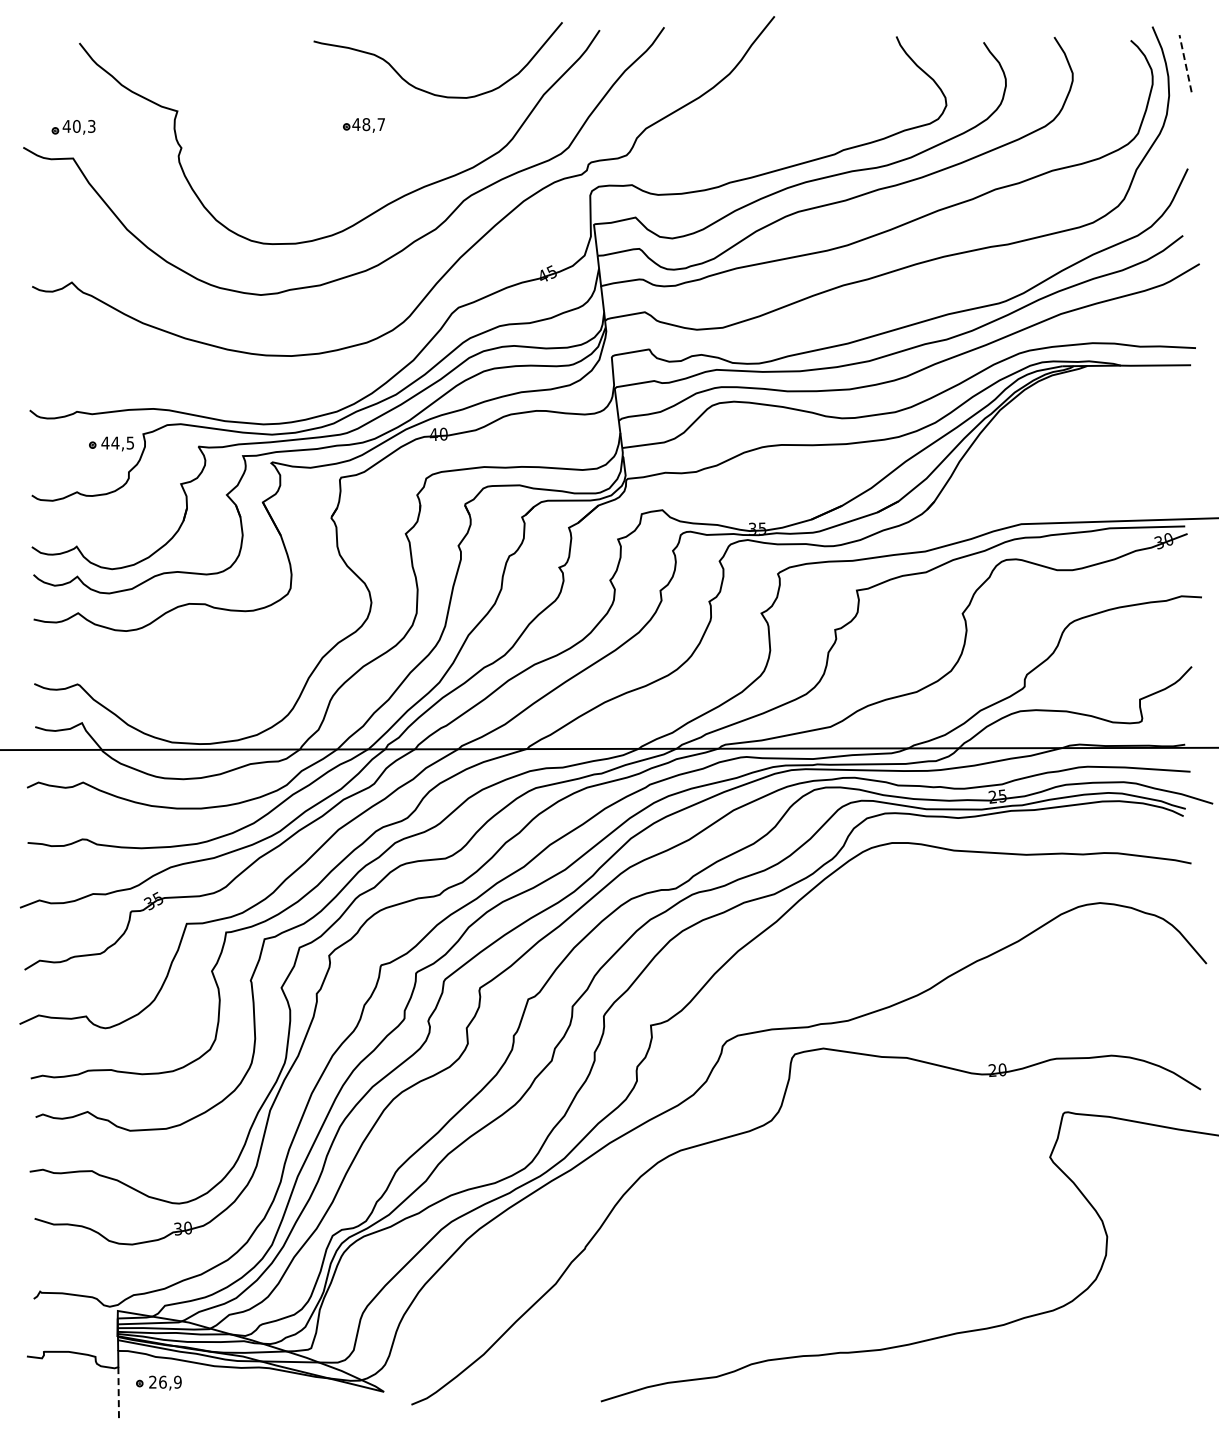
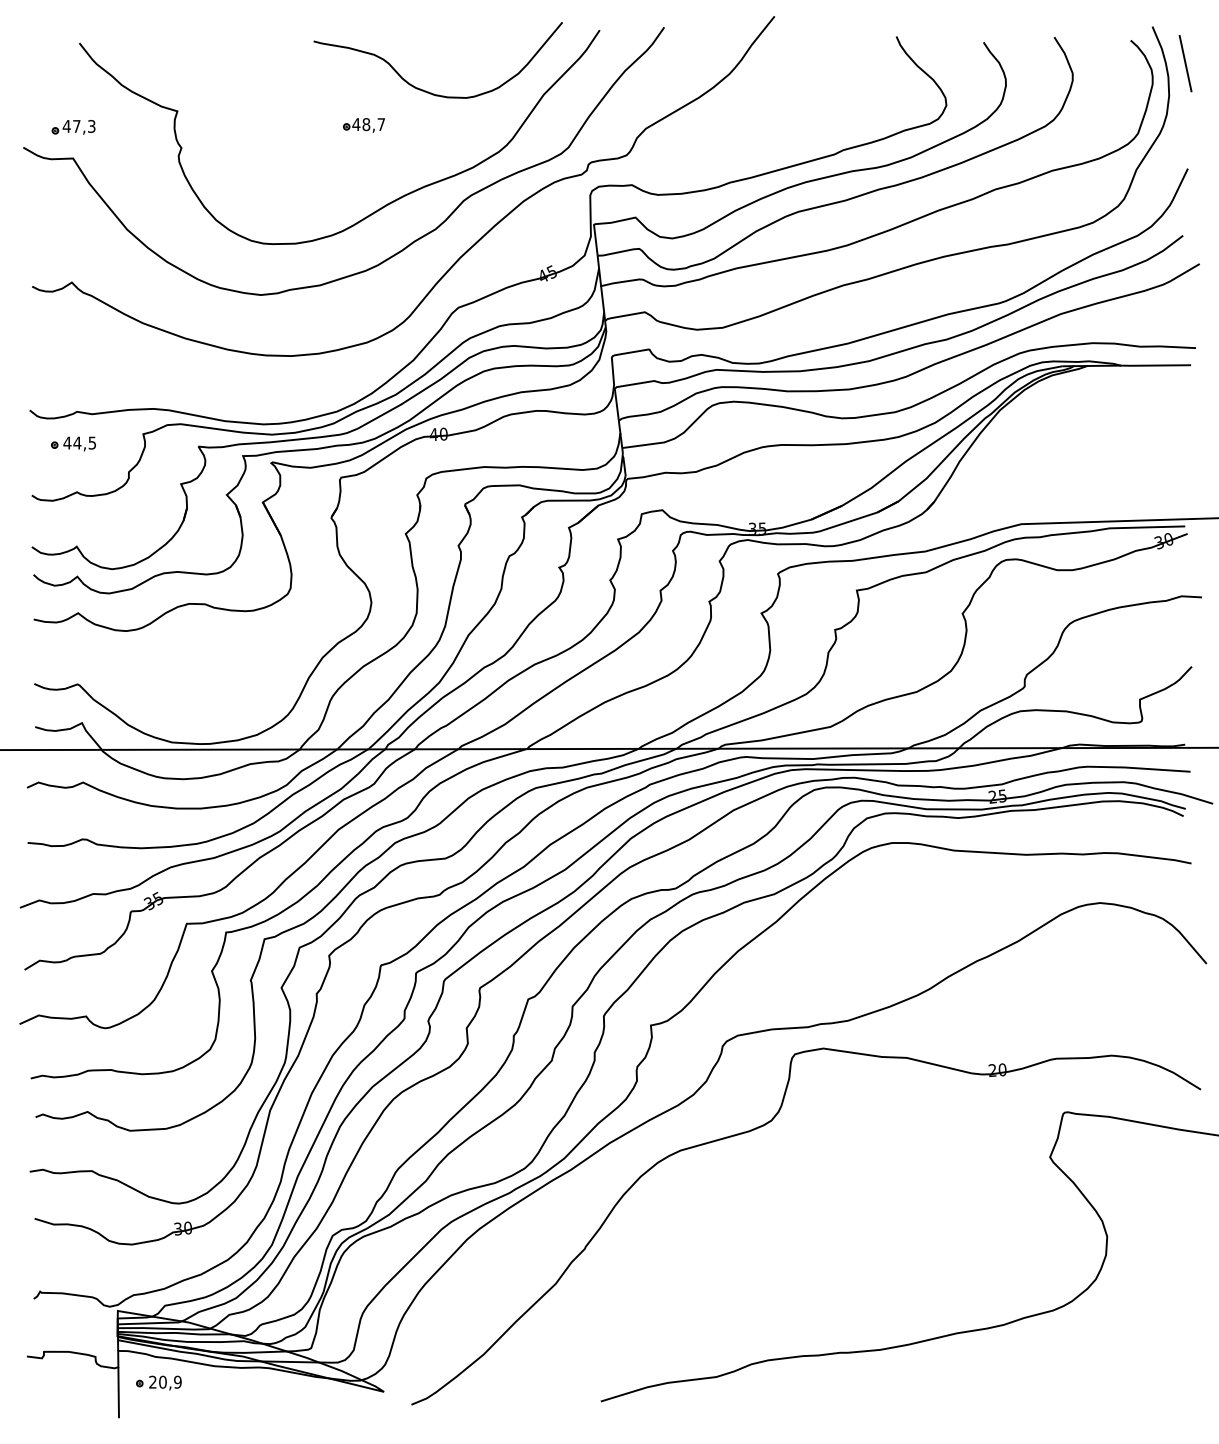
line: dashed -> solid (1185, 63)
text: 40,3 -> 47,3 (76, 126)
part position: (111, 443) -> (73, 443) (73, 443)
text: 26,9 -> 20,9 (162, 1381)
line: dashed -> solid (118, 1392)
